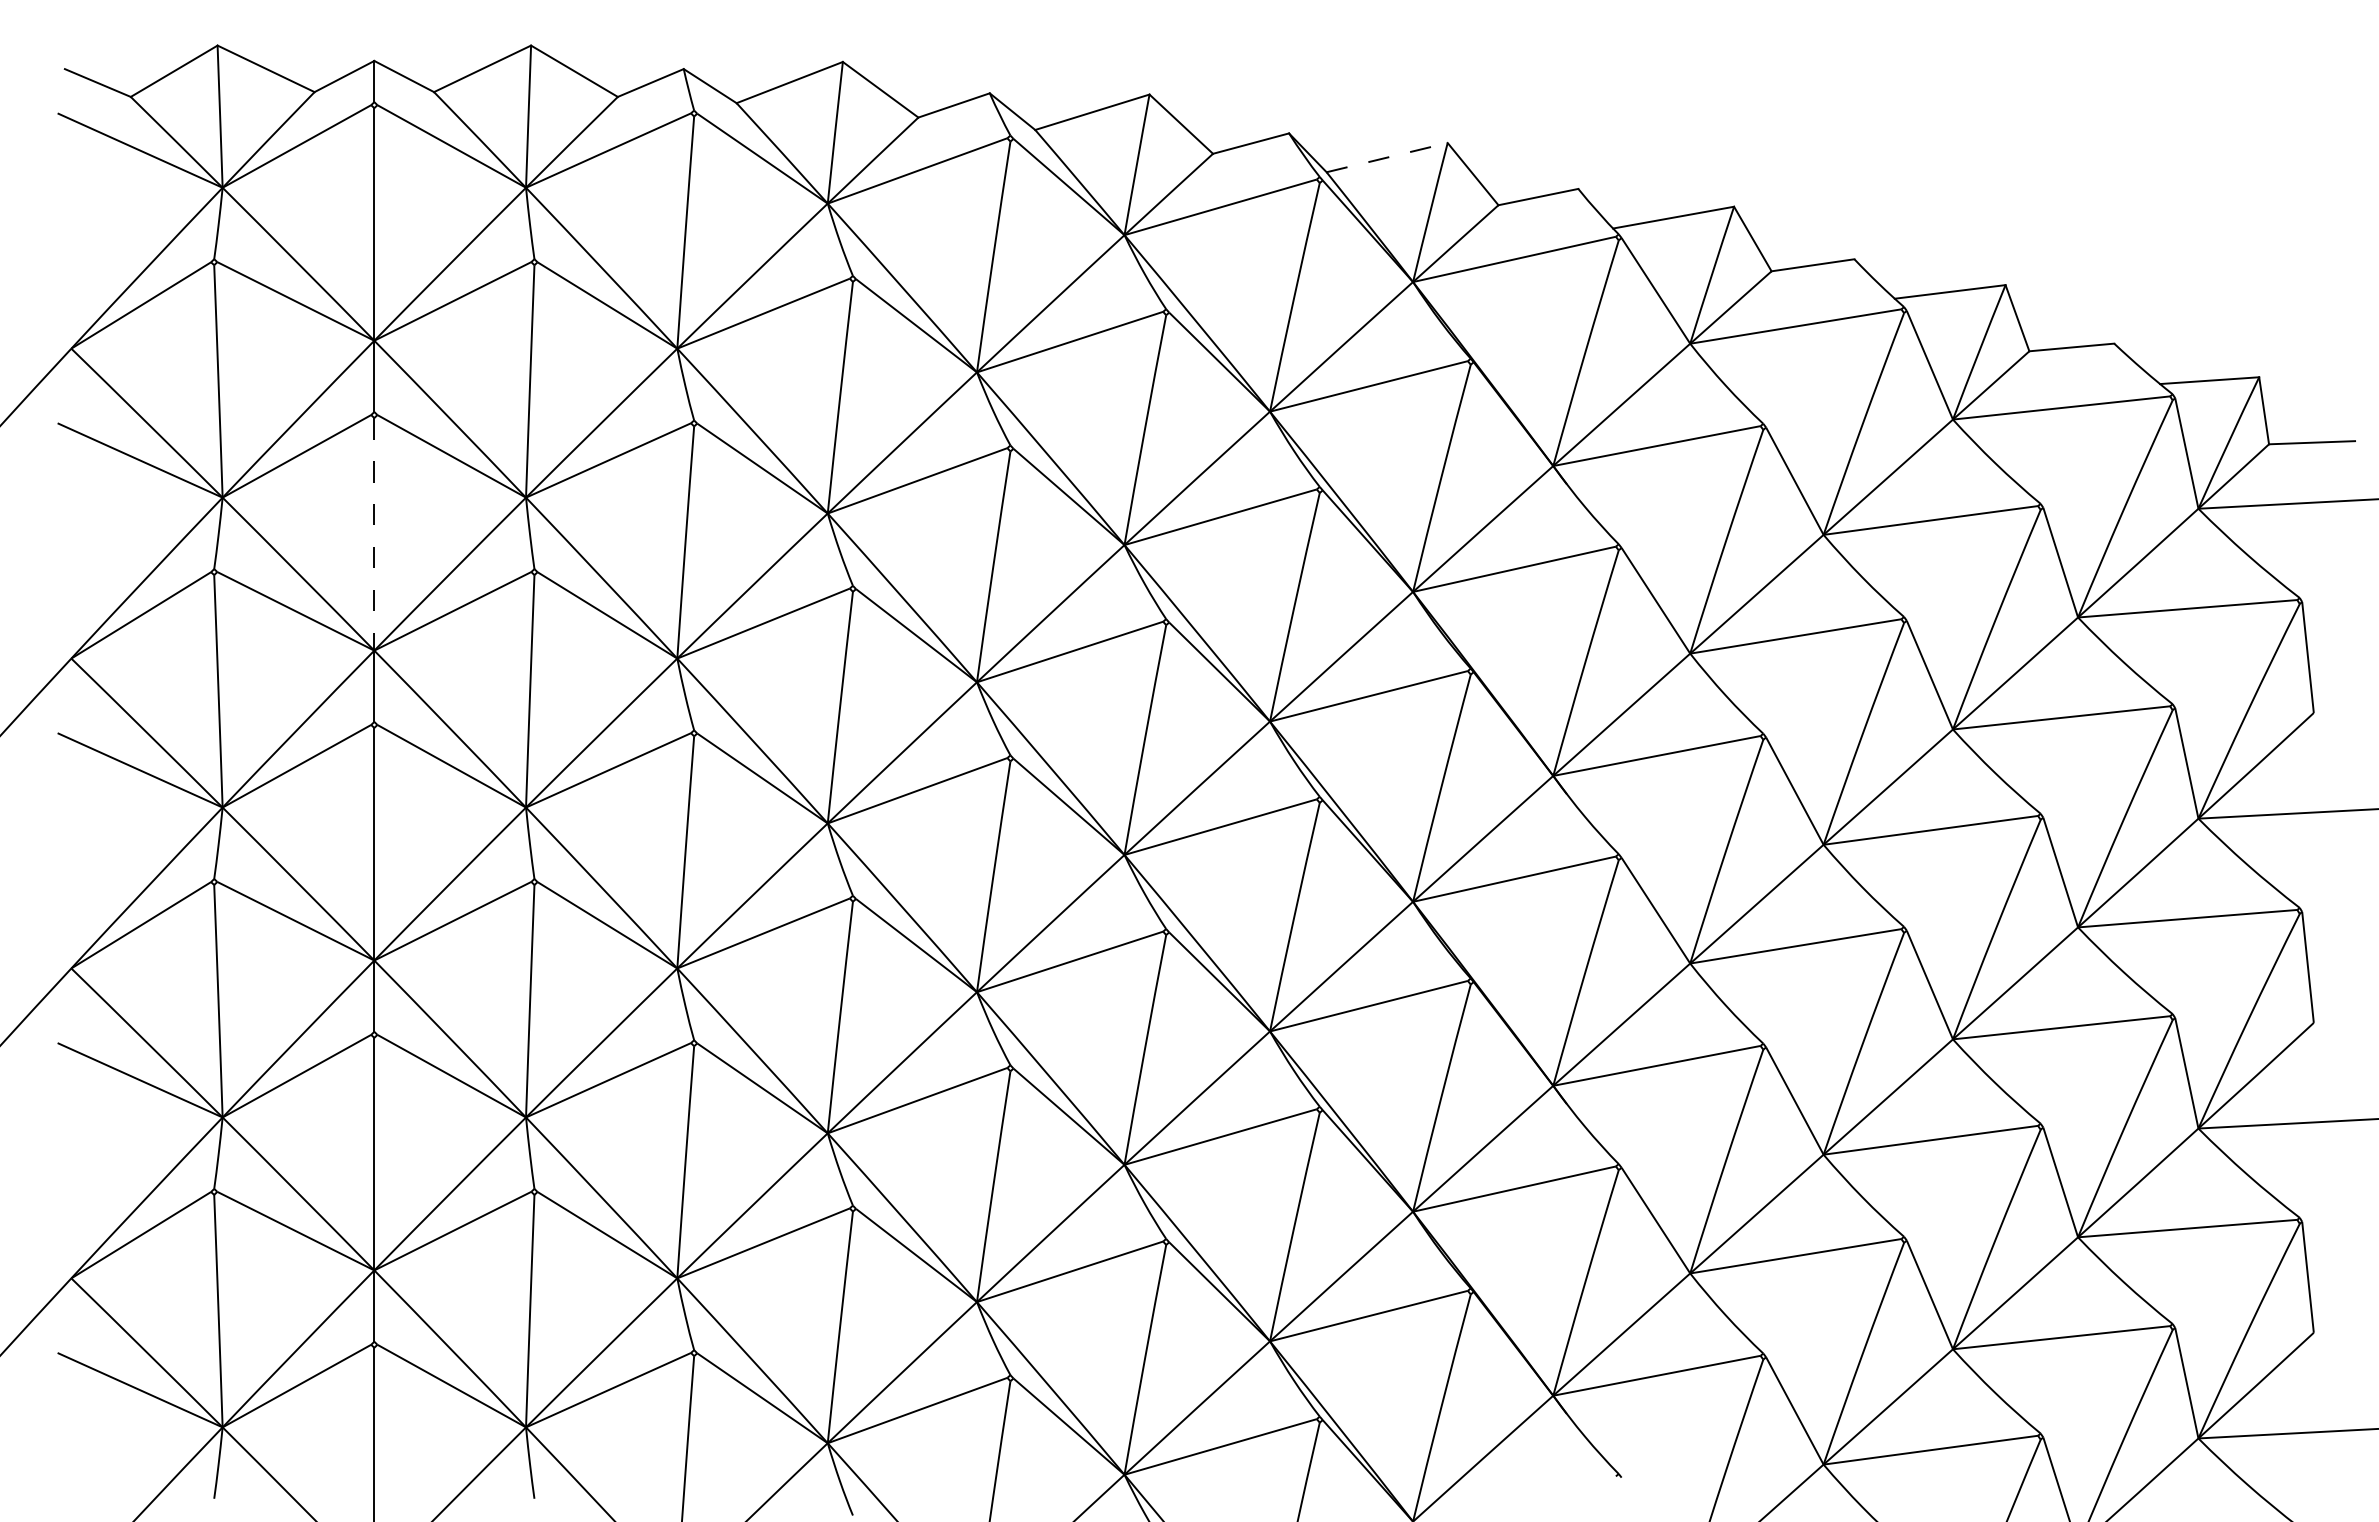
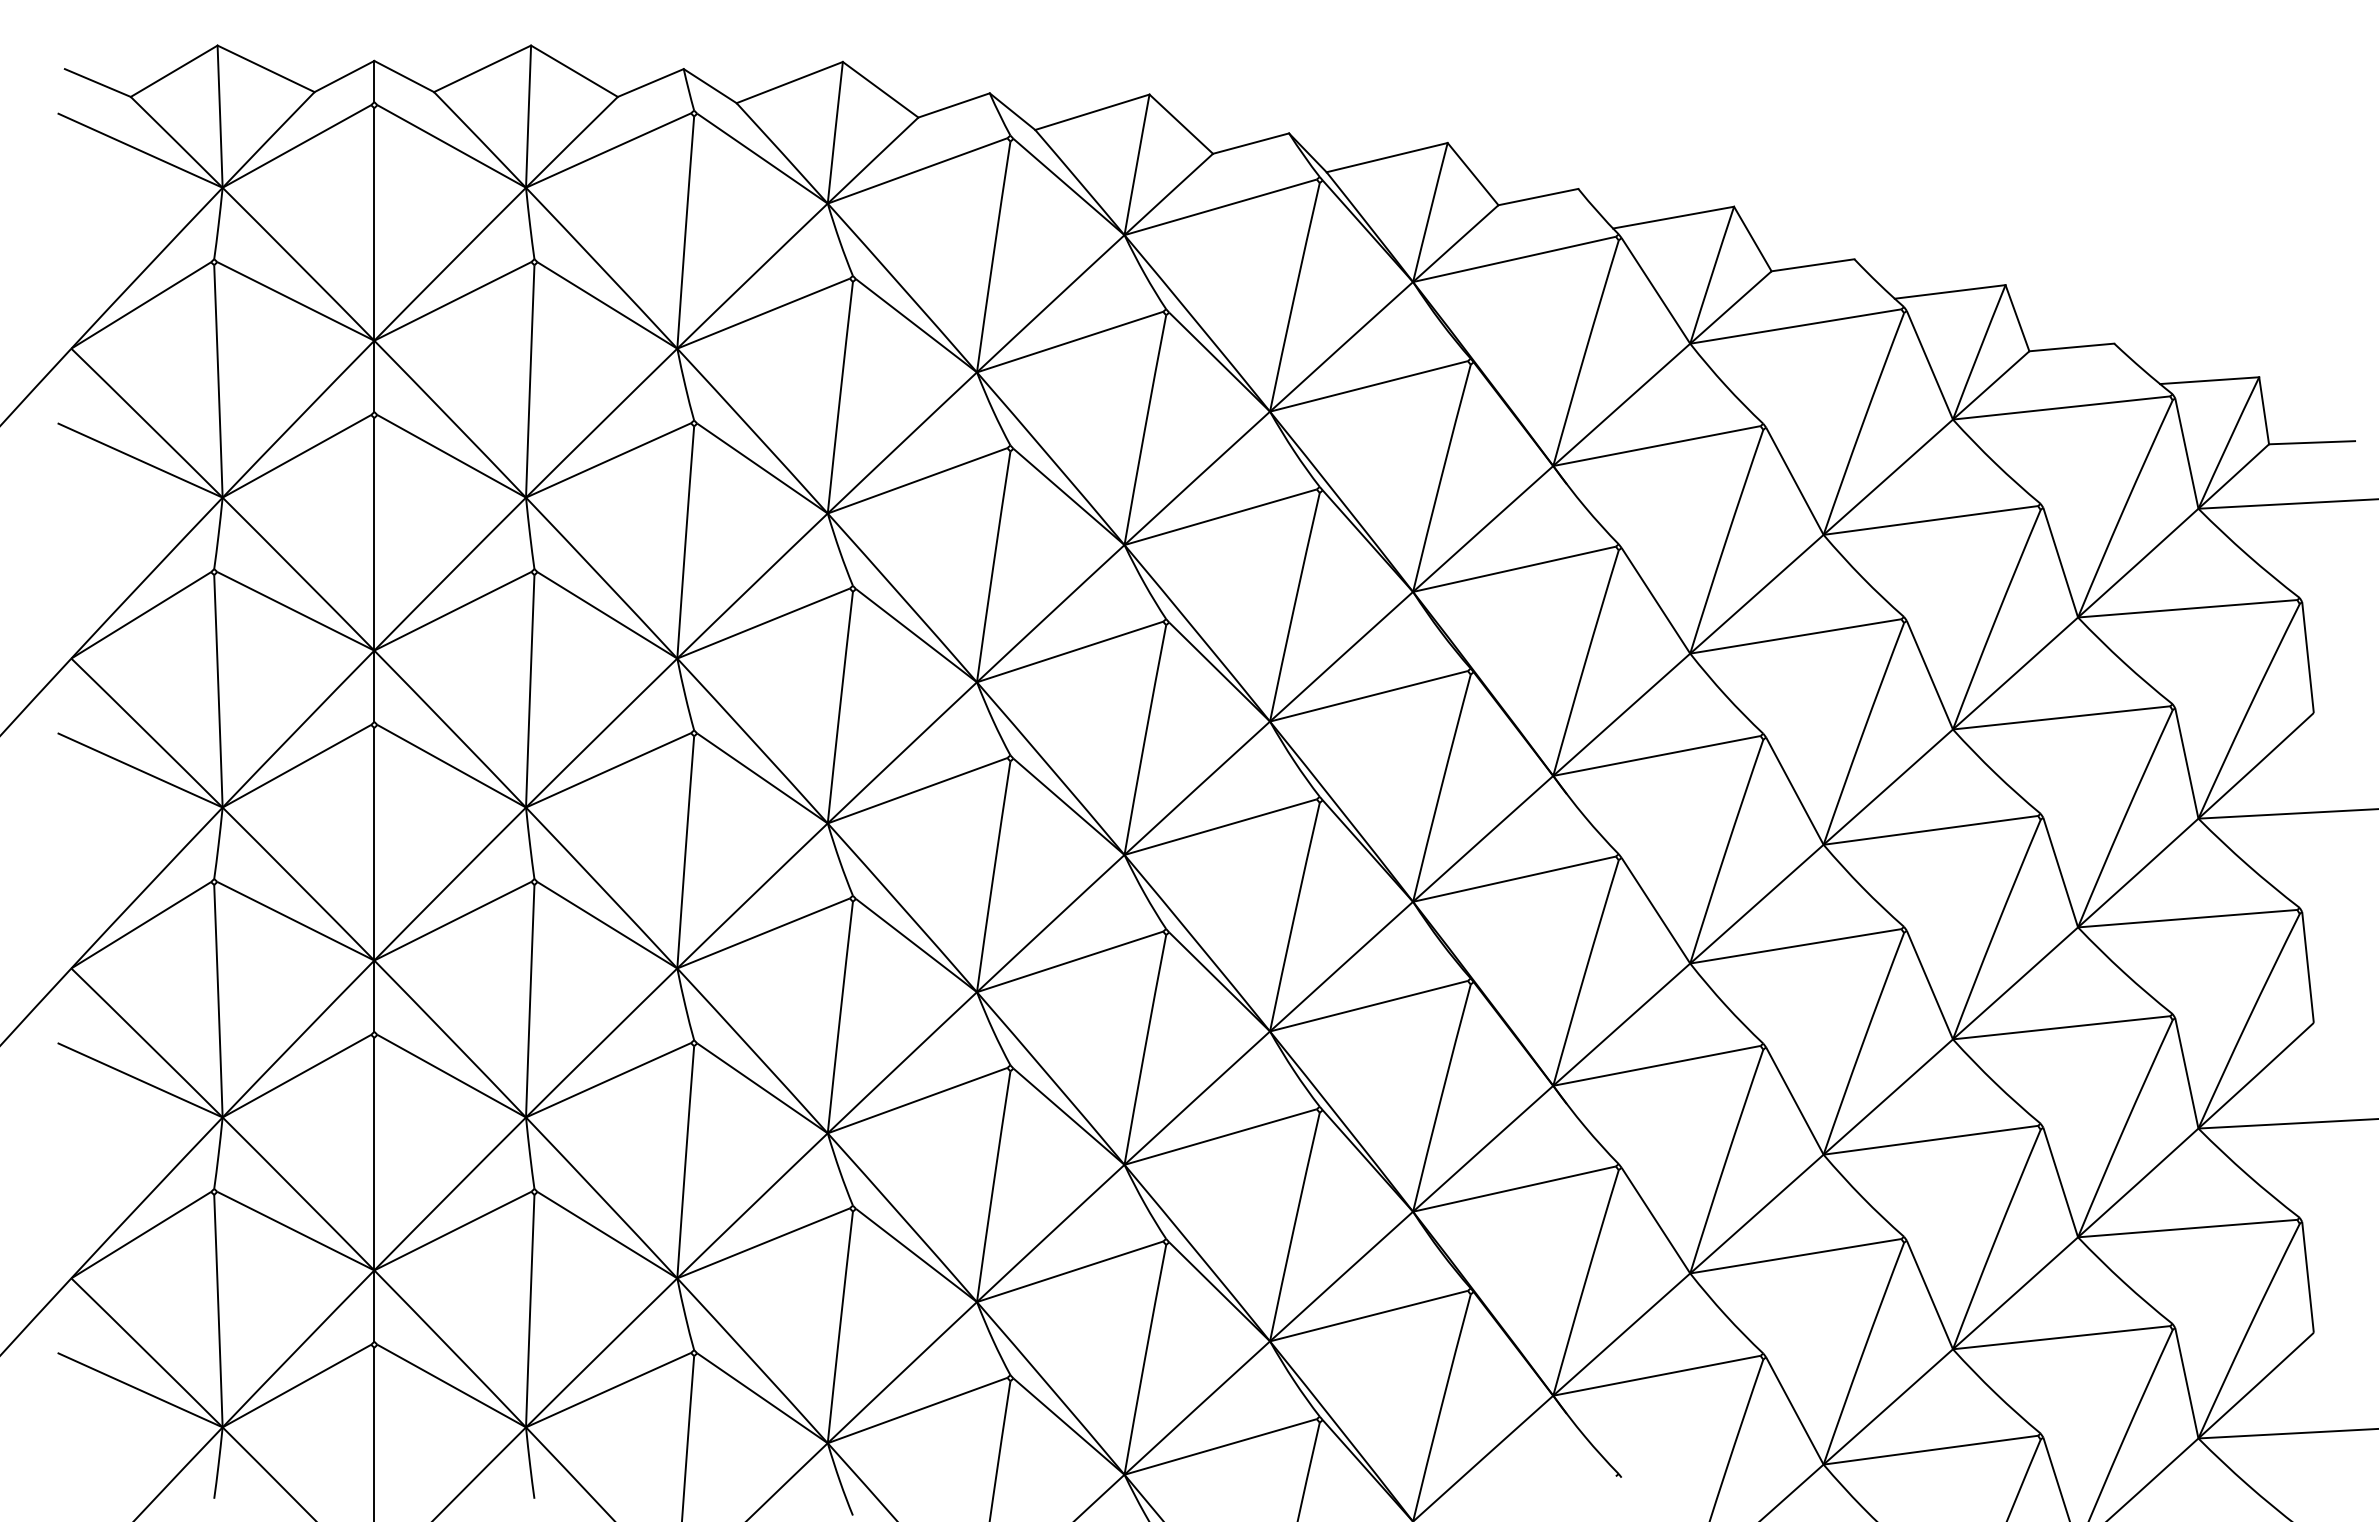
line: dashed -> solid (1387, 157)
line: dashed -> solid (374, 534)
